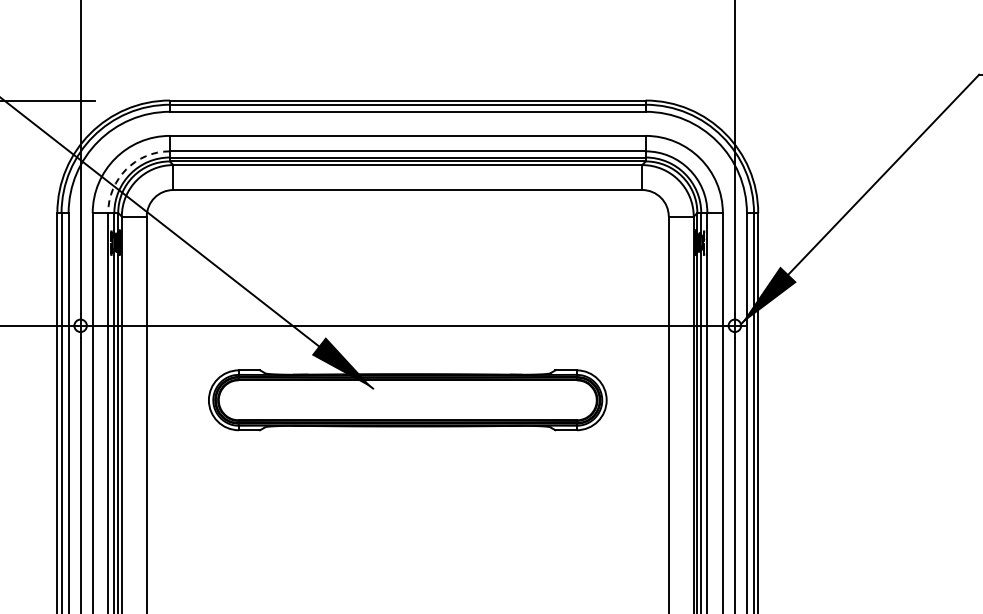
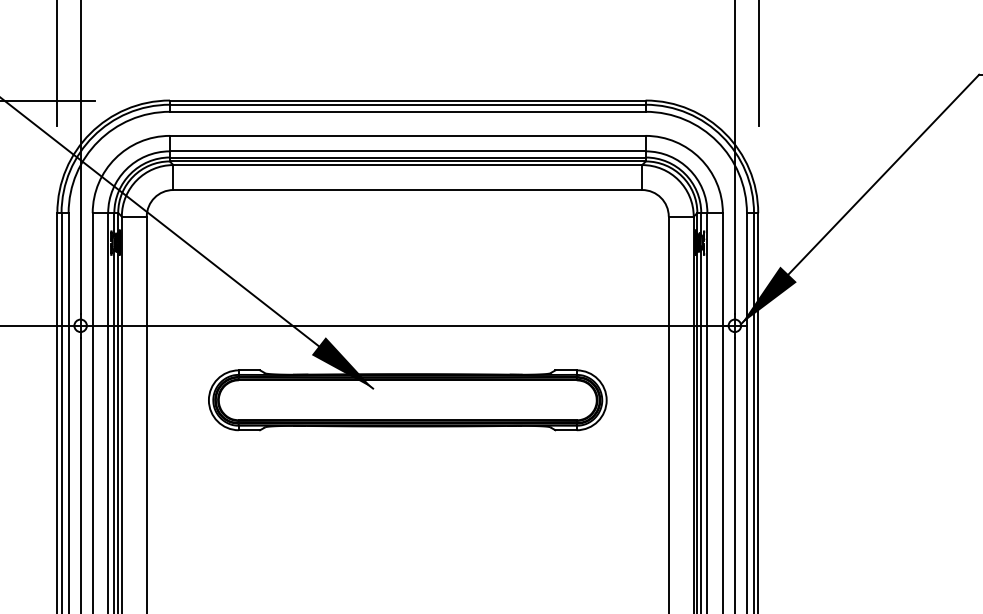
line: none -> present (57, 64)
line: none -> present (759, 64)
arc: dashed -> solid (126, 169)
